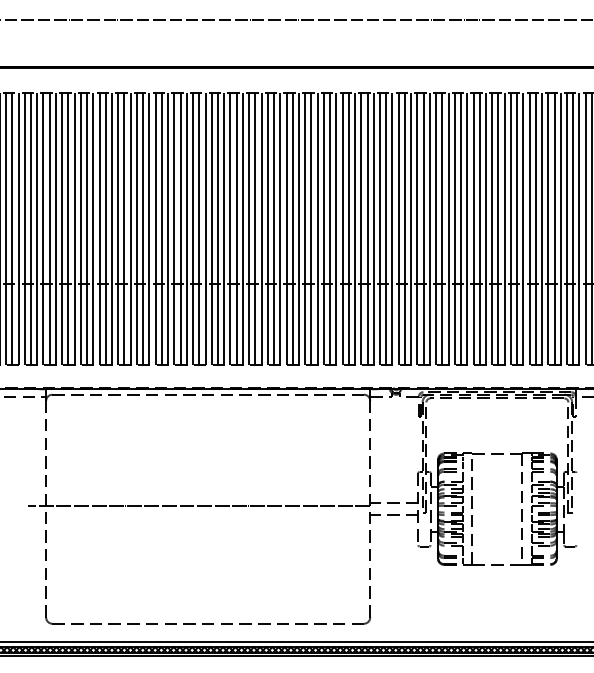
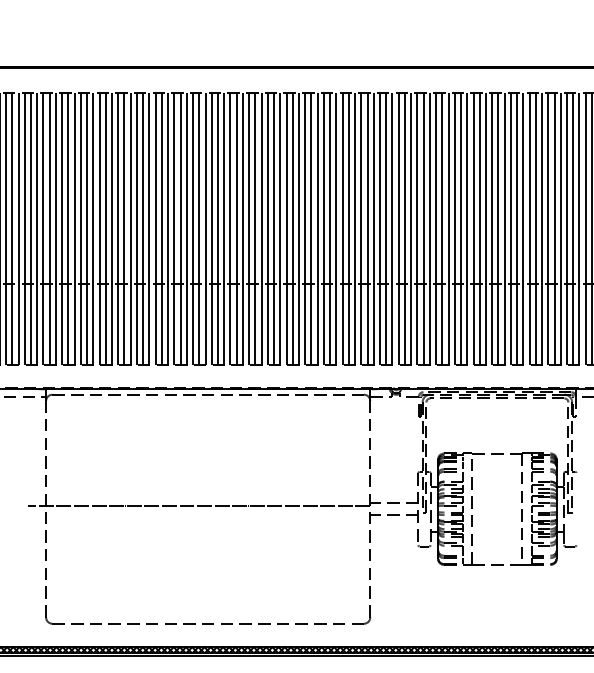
line: present -> none (296, 20)
line: present -> none (296, 641)
